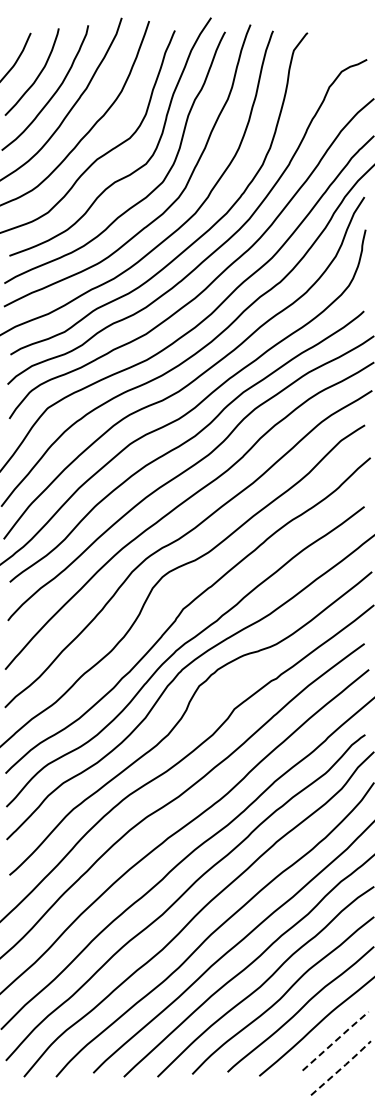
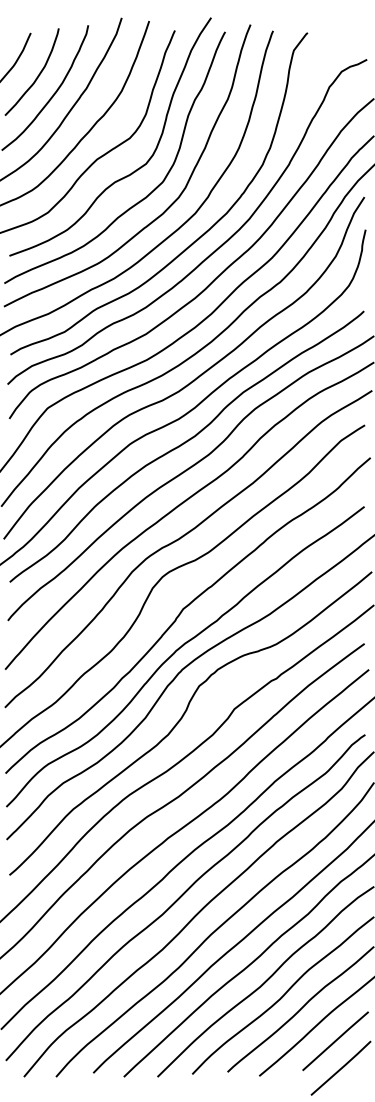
line: dashed -> solid (335, 1040)
line: dashed -> solid (341, 1068)
